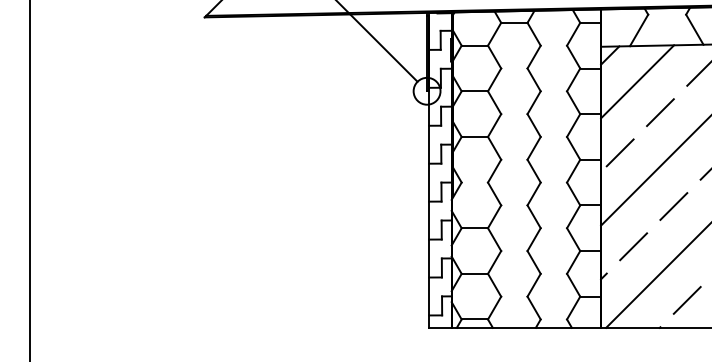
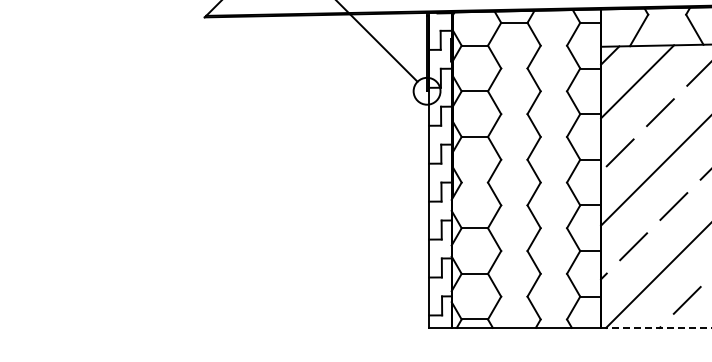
line: present -> none (29, 180)
line: solid -> dashed (656, 327)
